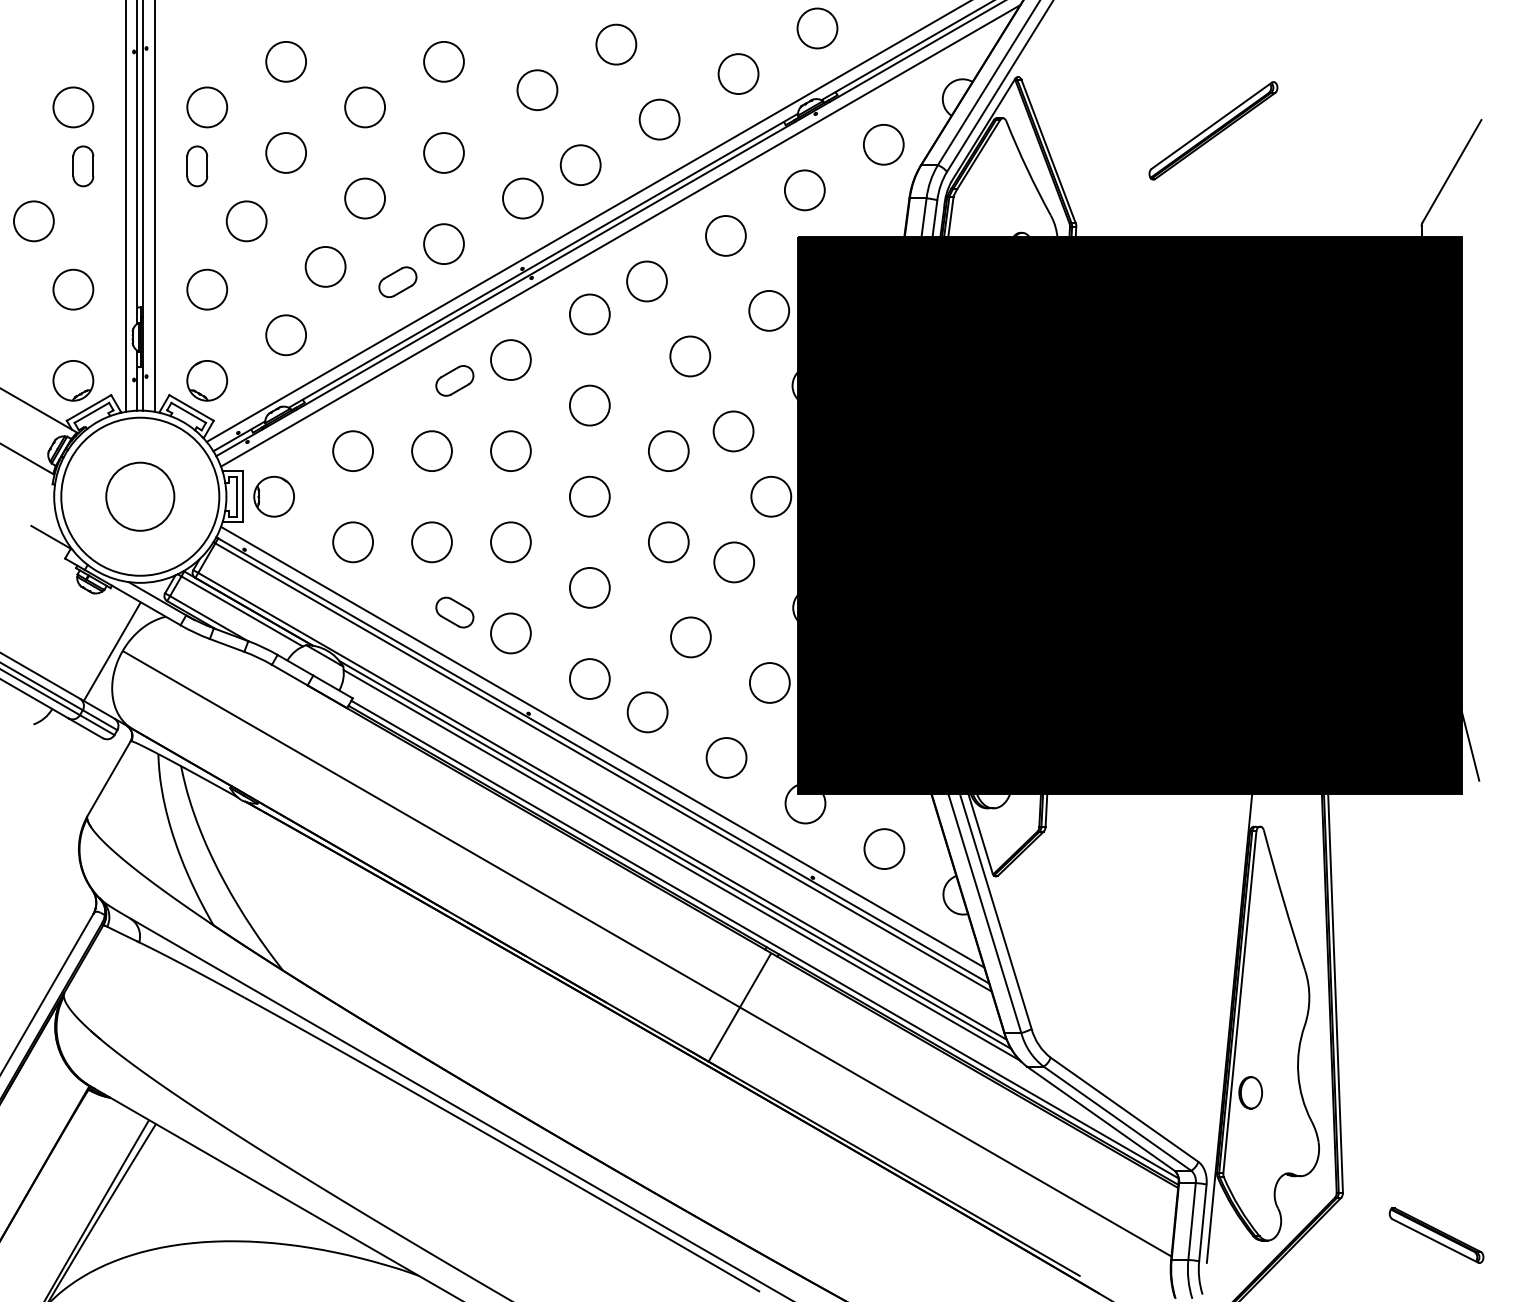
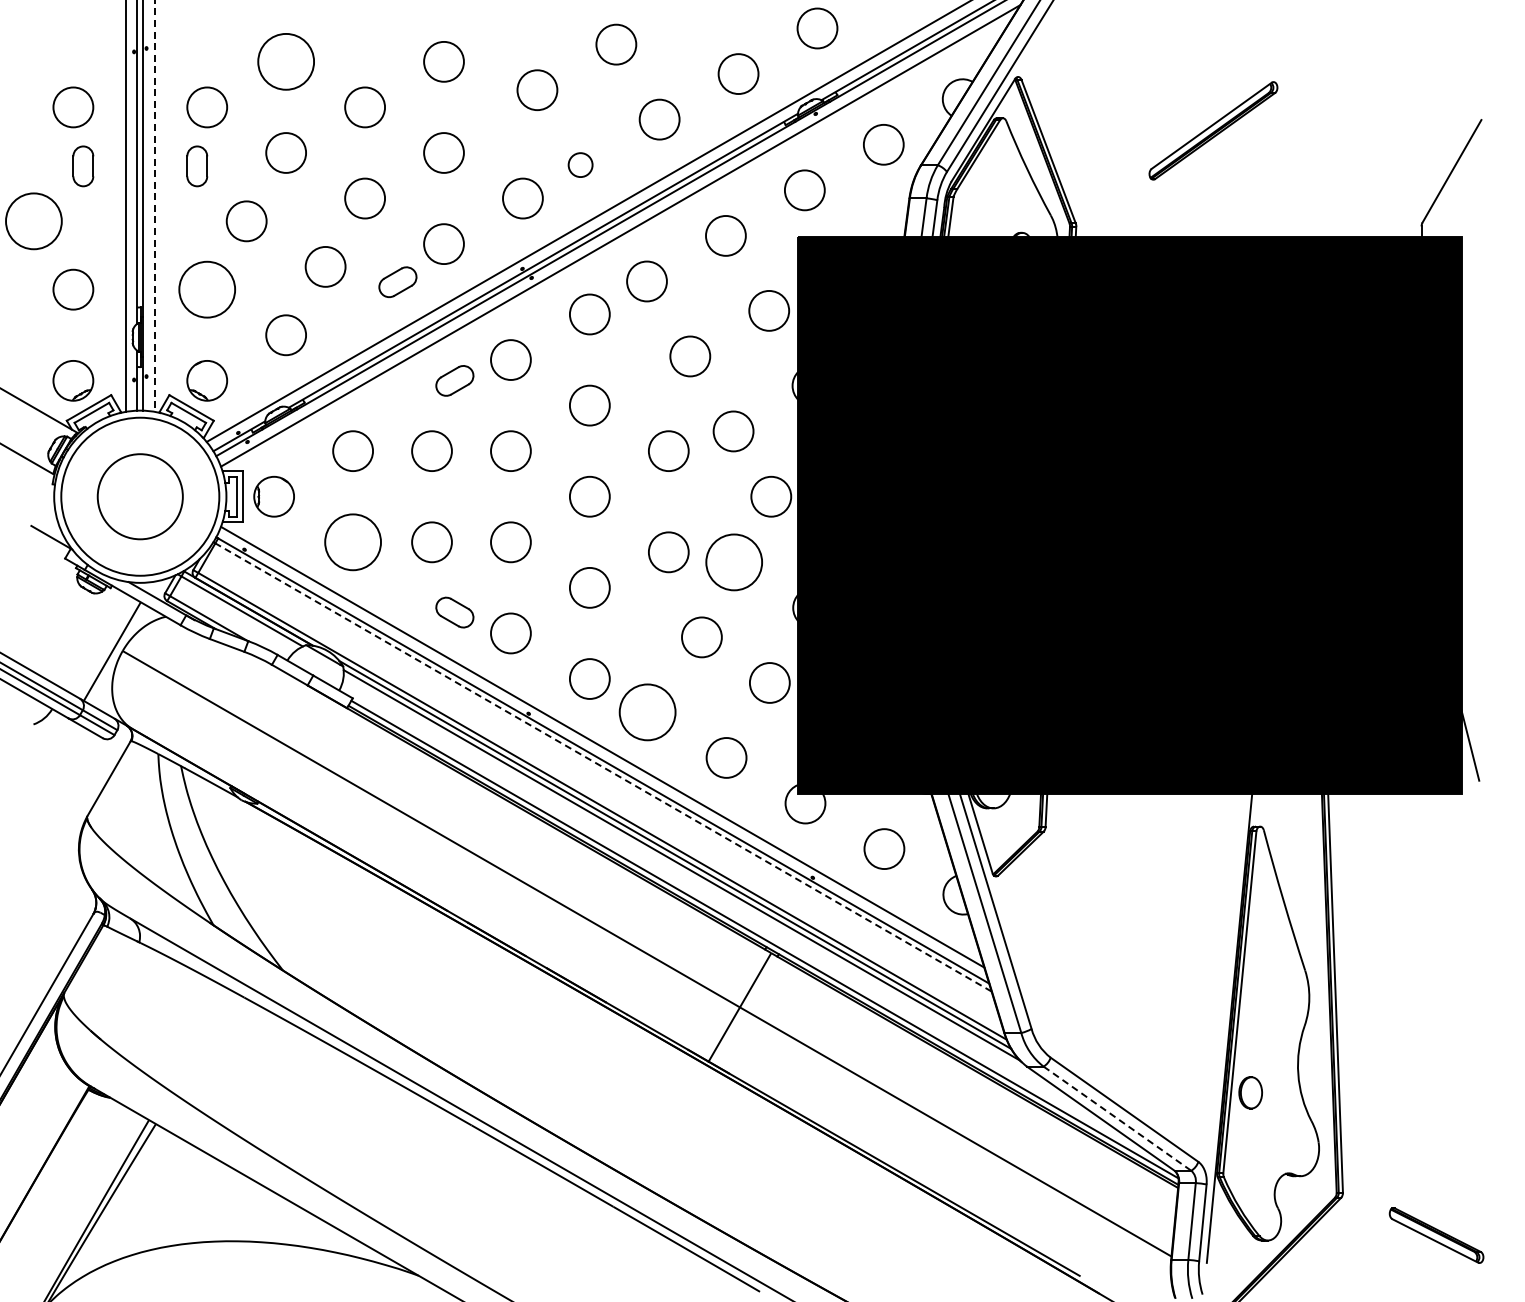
circle diameter: 40 px -> 56 px (286, 61)
circle size: 43x42 px -> 27x26 px (580, 164)
line: solid -> dashed (154, 206)
circle diameter: 40 px -> 56 px (33, 221)
circle diameter: 40 px -> 56 px (207, 289)
circle diameter: 68 px -> 85 px (139, 496)
circle diameter: 40 px -> 56 px (353, 542)
circle position: (668, 542) -> (668, 552) (668, 552)
circle diameter: 40 px -> 56 px (734, 562)
circle position: (690, 637) -> (701, 637) (701, 637)
circle diameter: 40 px -> 56 px (647, 712)
line: solid -> dashed (603, 767)
line: solid -> dashed (1117, 1118)
